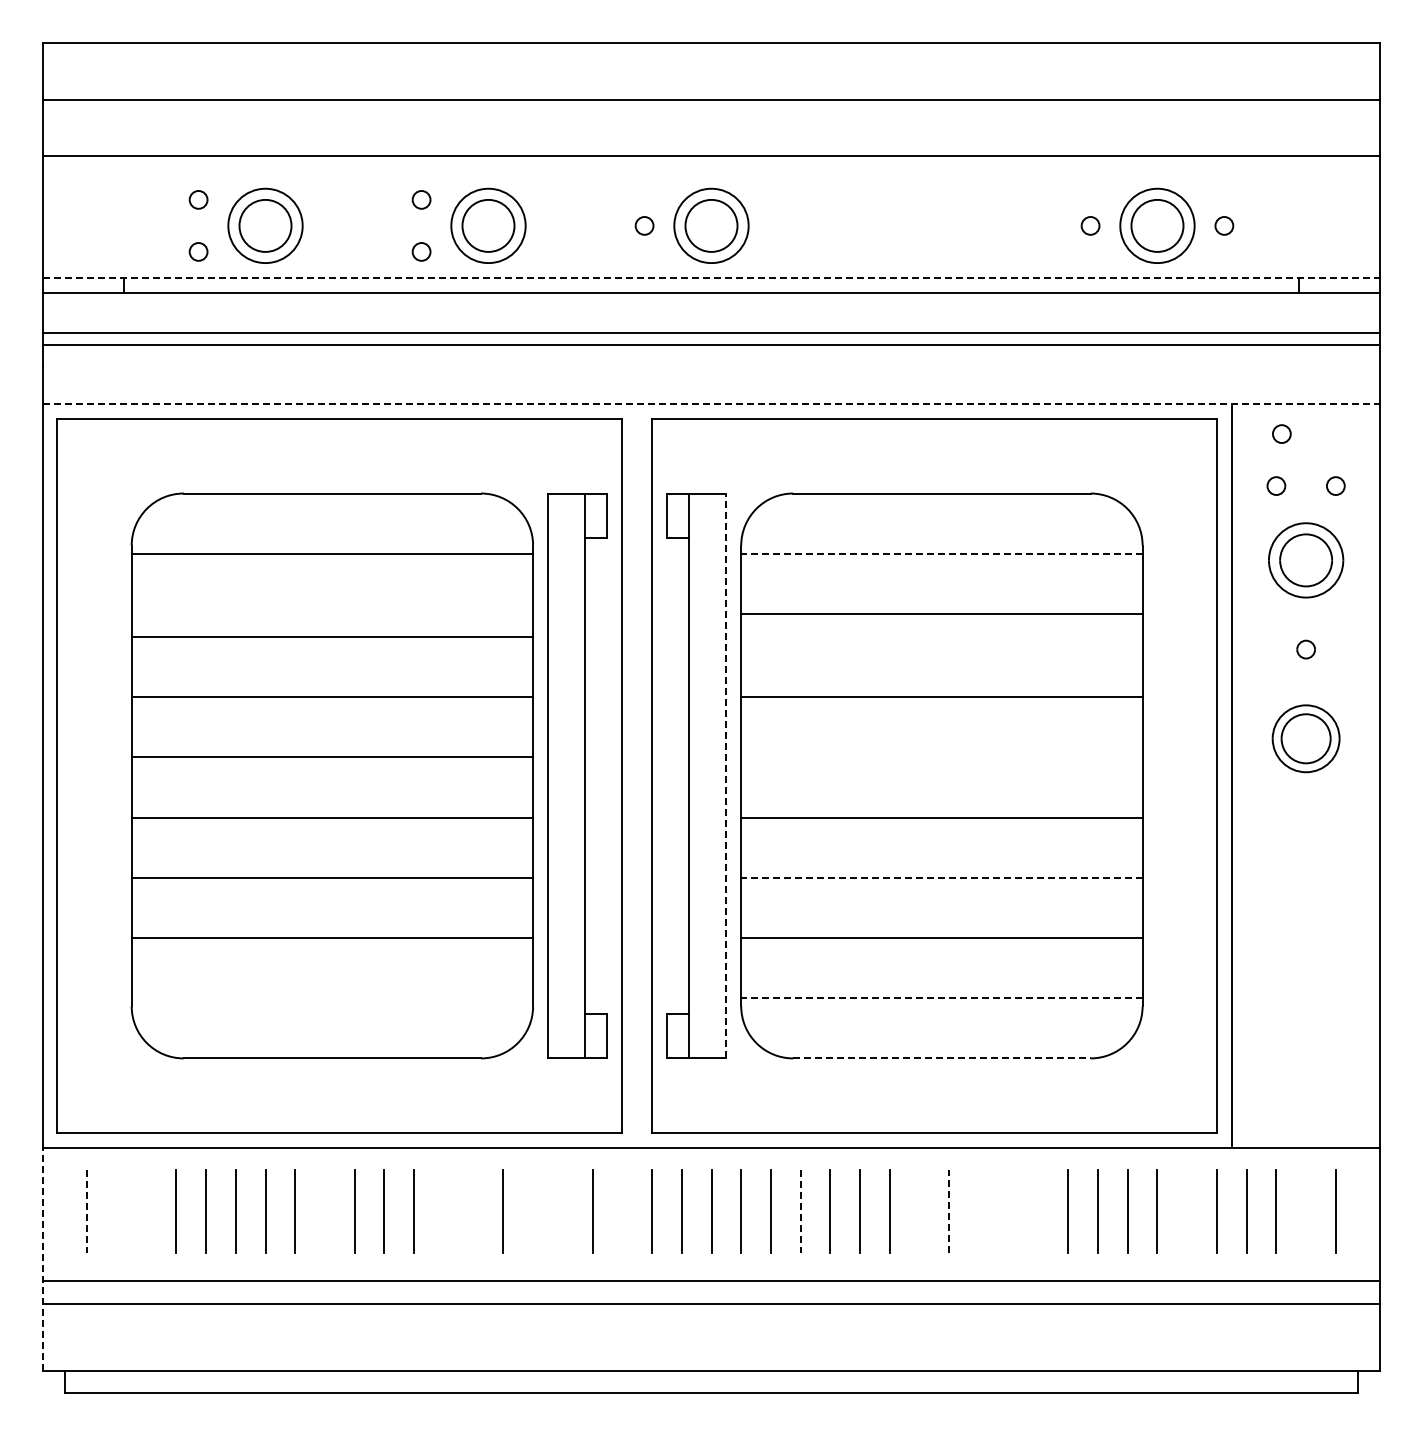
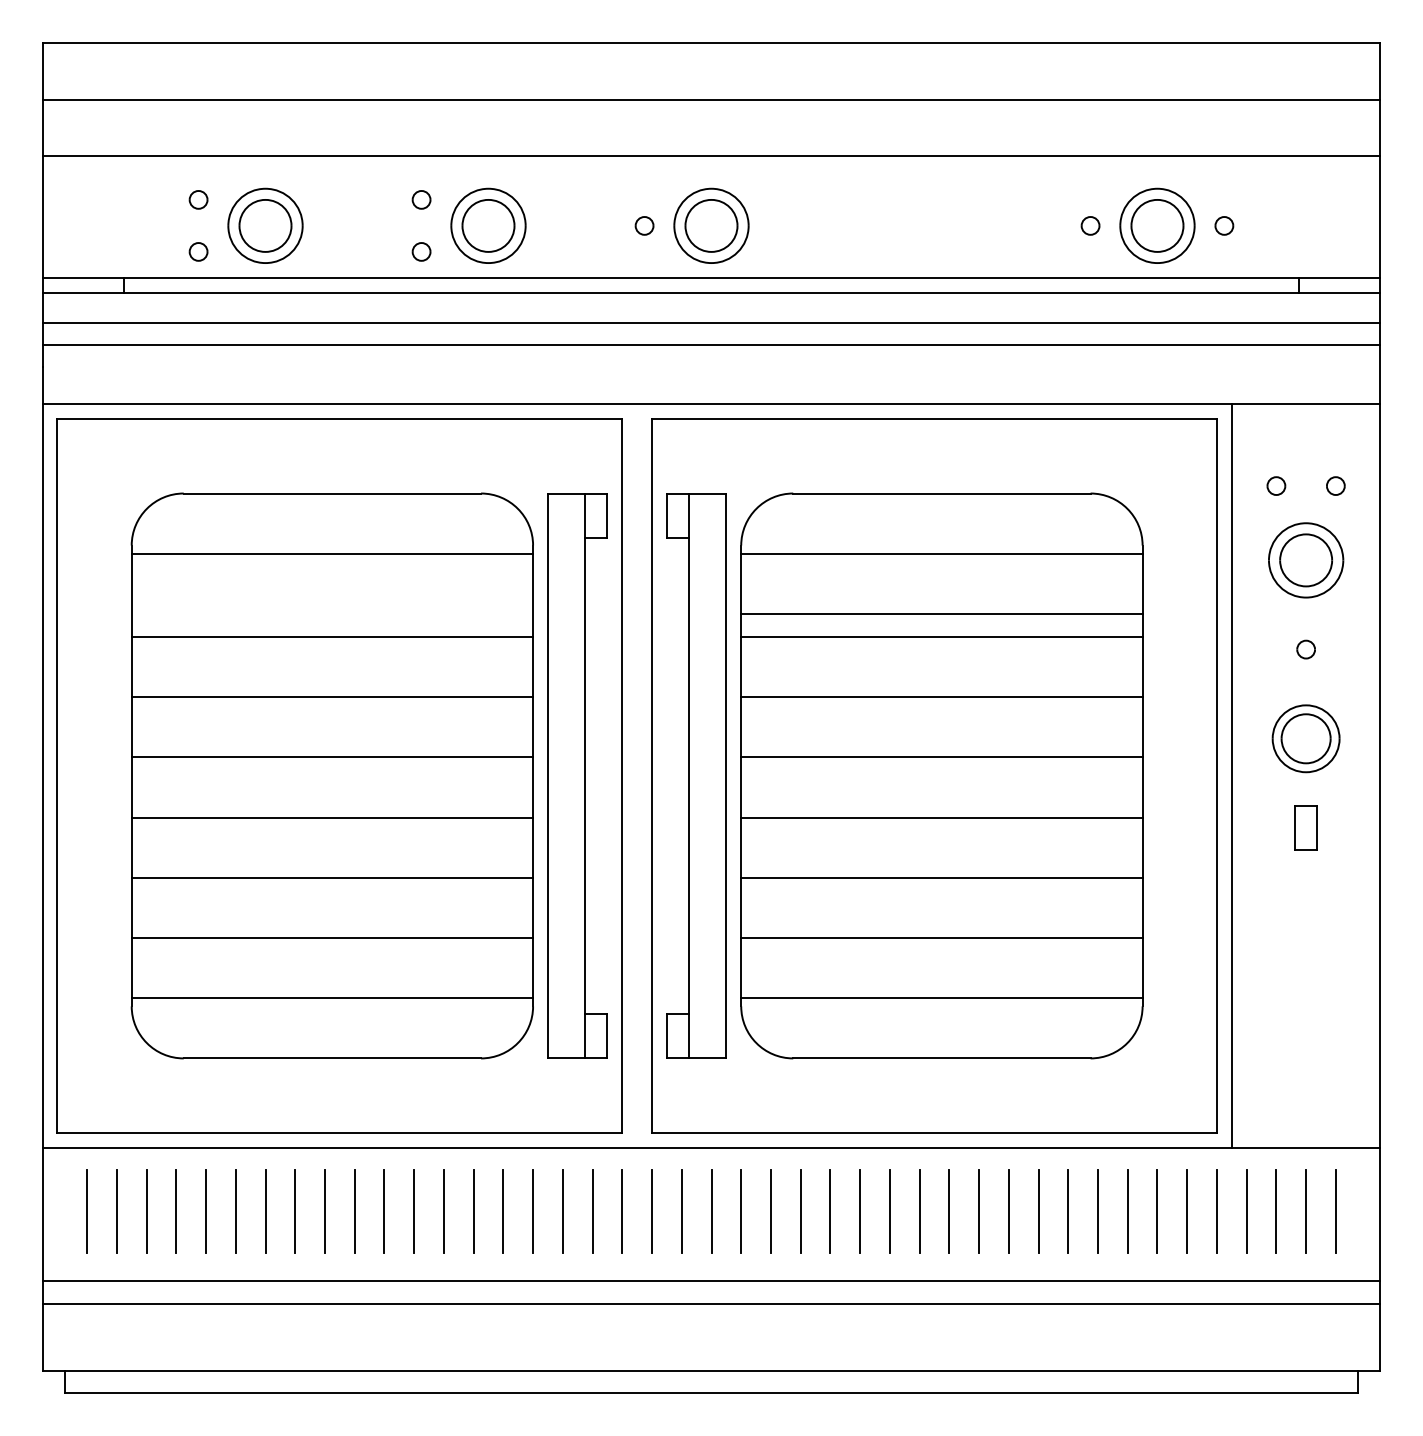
line: dashed -> solid (711, 277)
line position: (711, 332) -> (711, 322) (711, 322)
line: dashed -> solid (711, 404)
part: present -> none (1281, 433)
line: dashed -> solid (941, 553)
line: none -> present (941, 636)
line: none -> present (941, 757)
line: dashed -> solid (726, 775)
part: none -> present (1305, 827)
line: dashed -> solid (941, 877)
line: none -> present (332, 998)
line: dashed -> solid (941, 998)
line: dashed -> solid (941, 1058)
line: dashed -> solid (87, 1211)
line: none -> present (116, 1211)
line: none -> present (146, 1211)
line: none -> present (324, 1211)
line: none -> present (443, 1211)
line: none -> present (473, 1211)
line: none -> present (533, 1211)
line: none -> present (562, 1211)
line: none -> present (622, 1211)
line: dashed -> solid (800, 1211)
line: none -> present (919, 1211)
line: dashed -> solid (949, 1211)
line: none -> present (979, 1211)
line: none -> present (1008, 1211)
line: none -> present (1038, 1211)
line: none -> present (1187, 1211)
line: none -> present (1305, 1211)
line: dashed -> solid (42, 1258)
